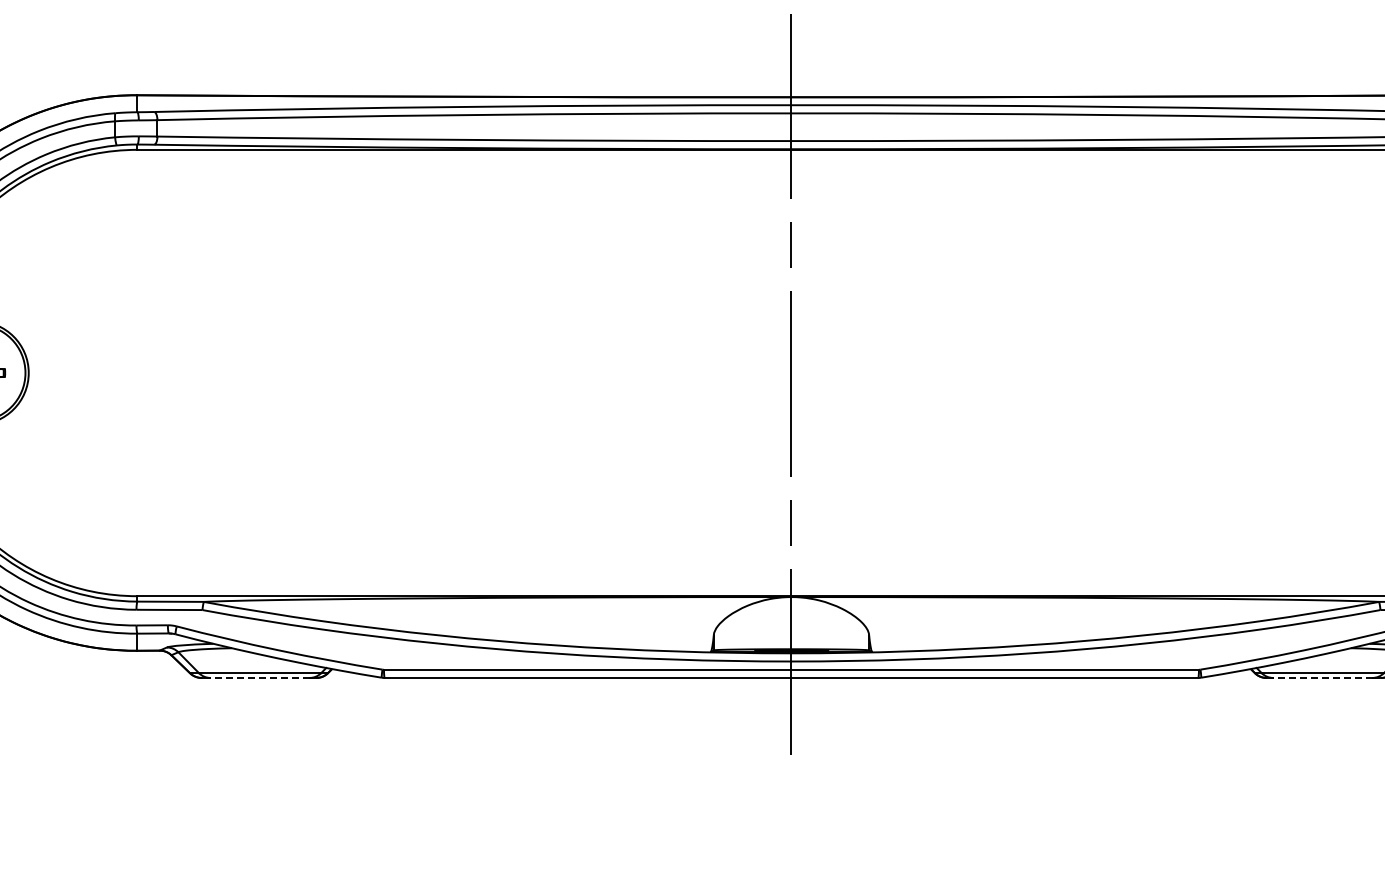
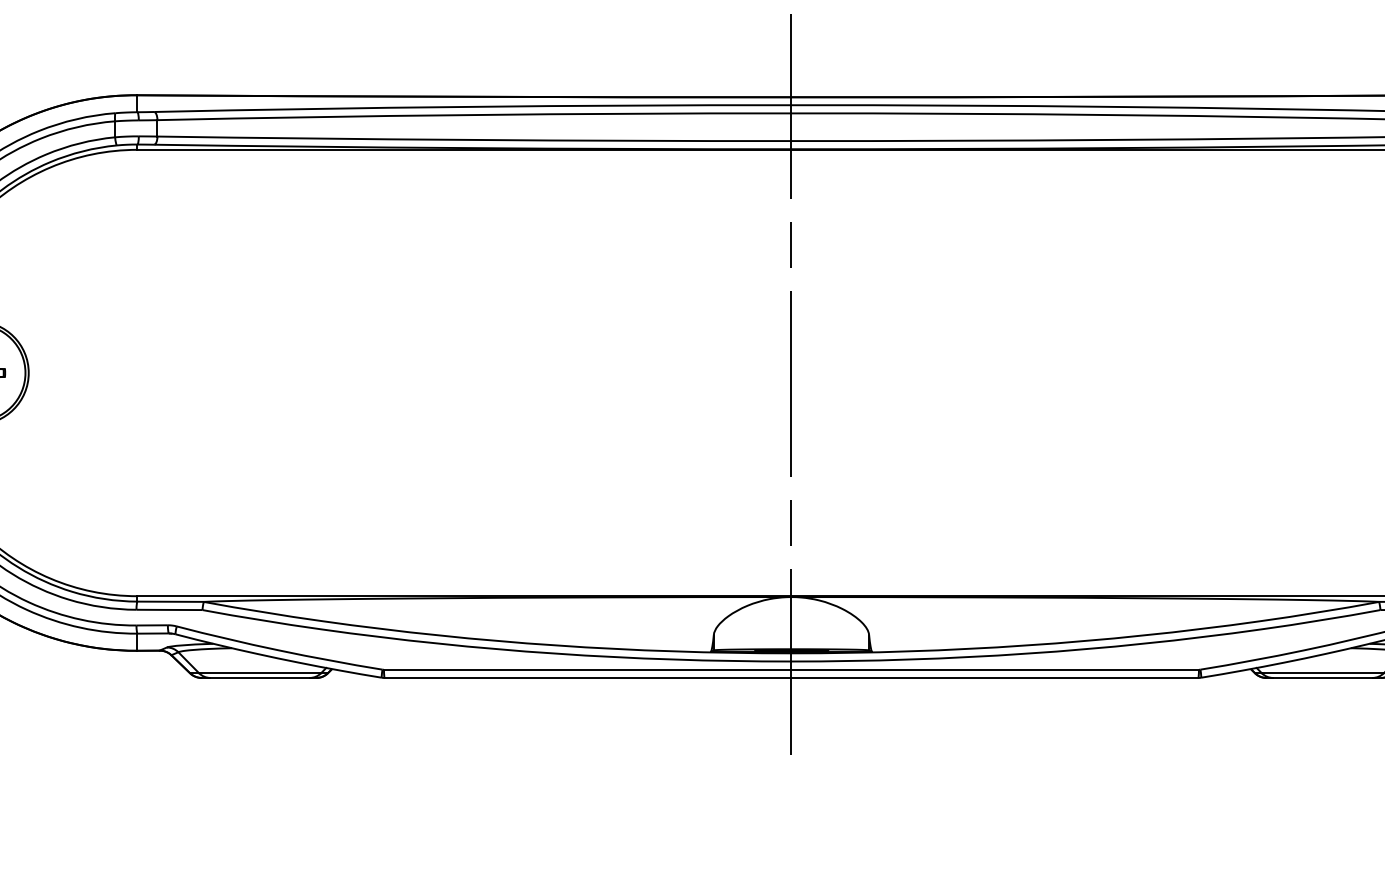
line: dashed -> solid (260, 677)
line: dashed -> solid (1322, 677)
